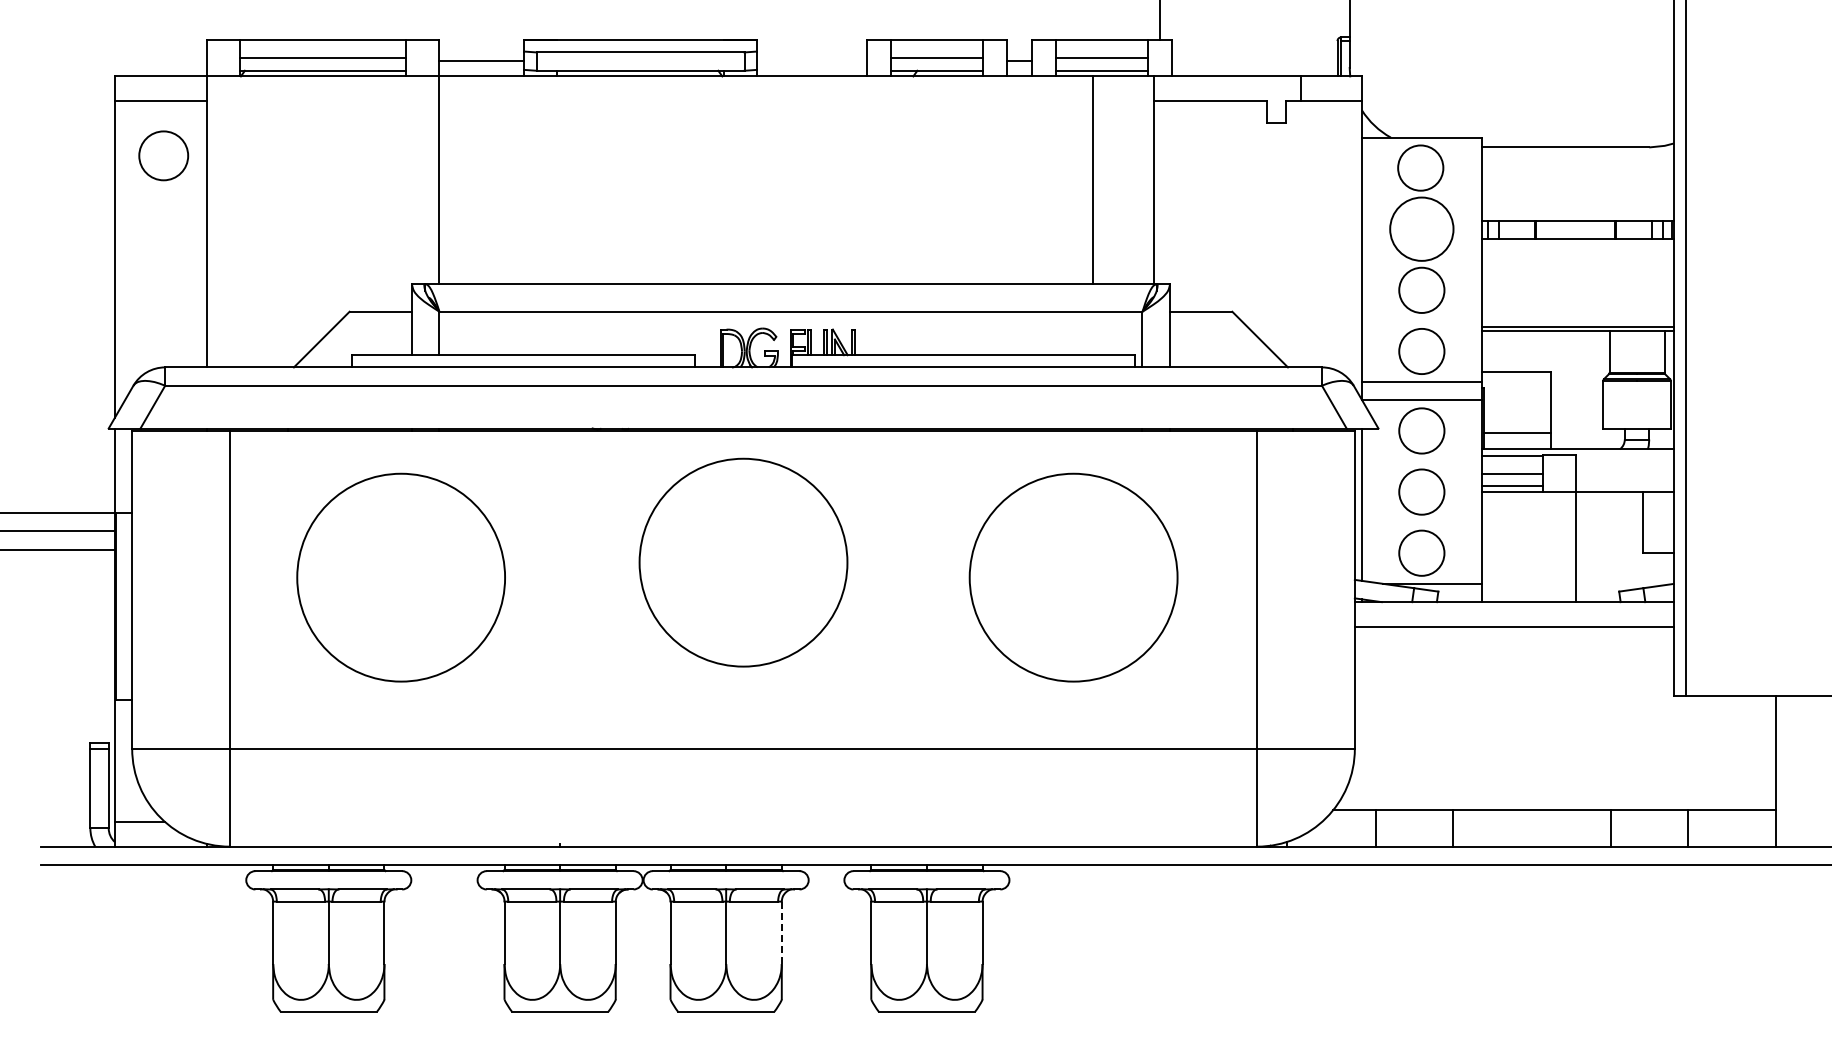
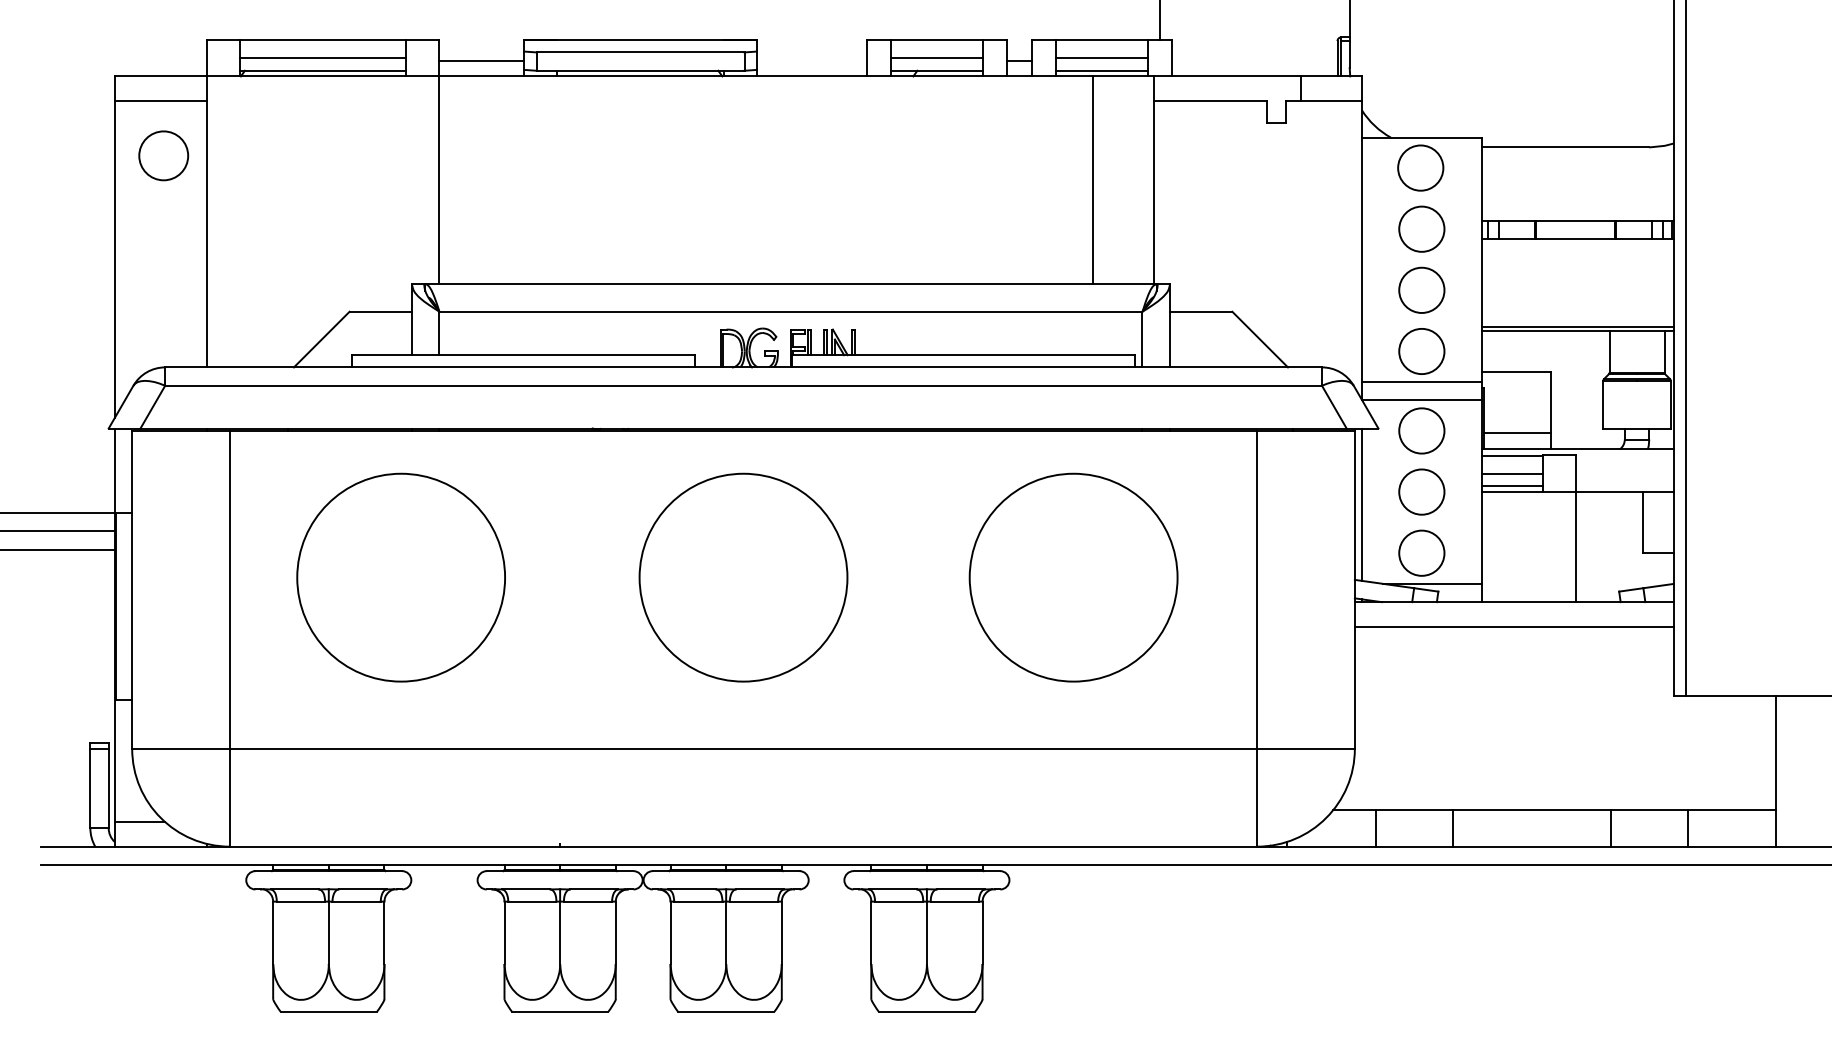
circle diameter: 63 px -> 45 px (1421, 228)
circle position: (743, 562) -> (743, 577) (743, 577)
line: dashed -> solid (781, 933)
